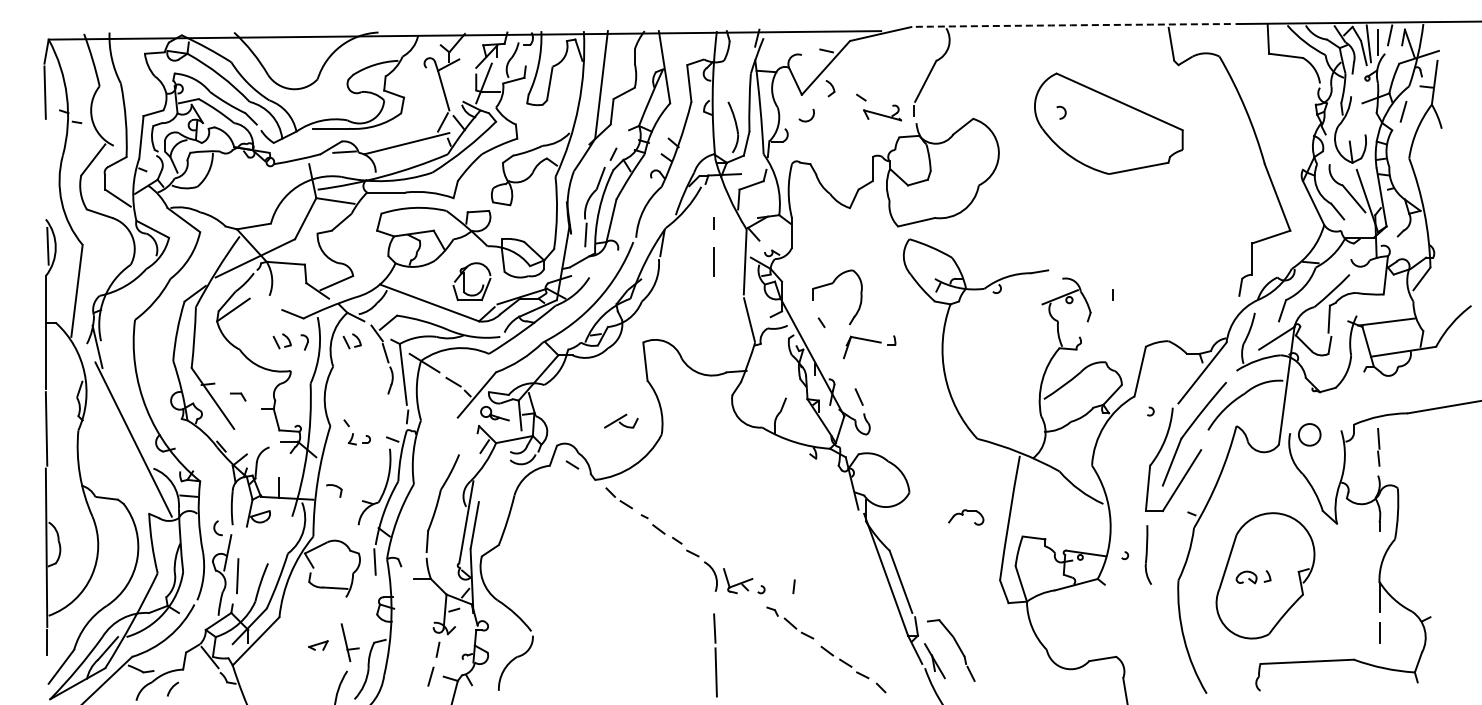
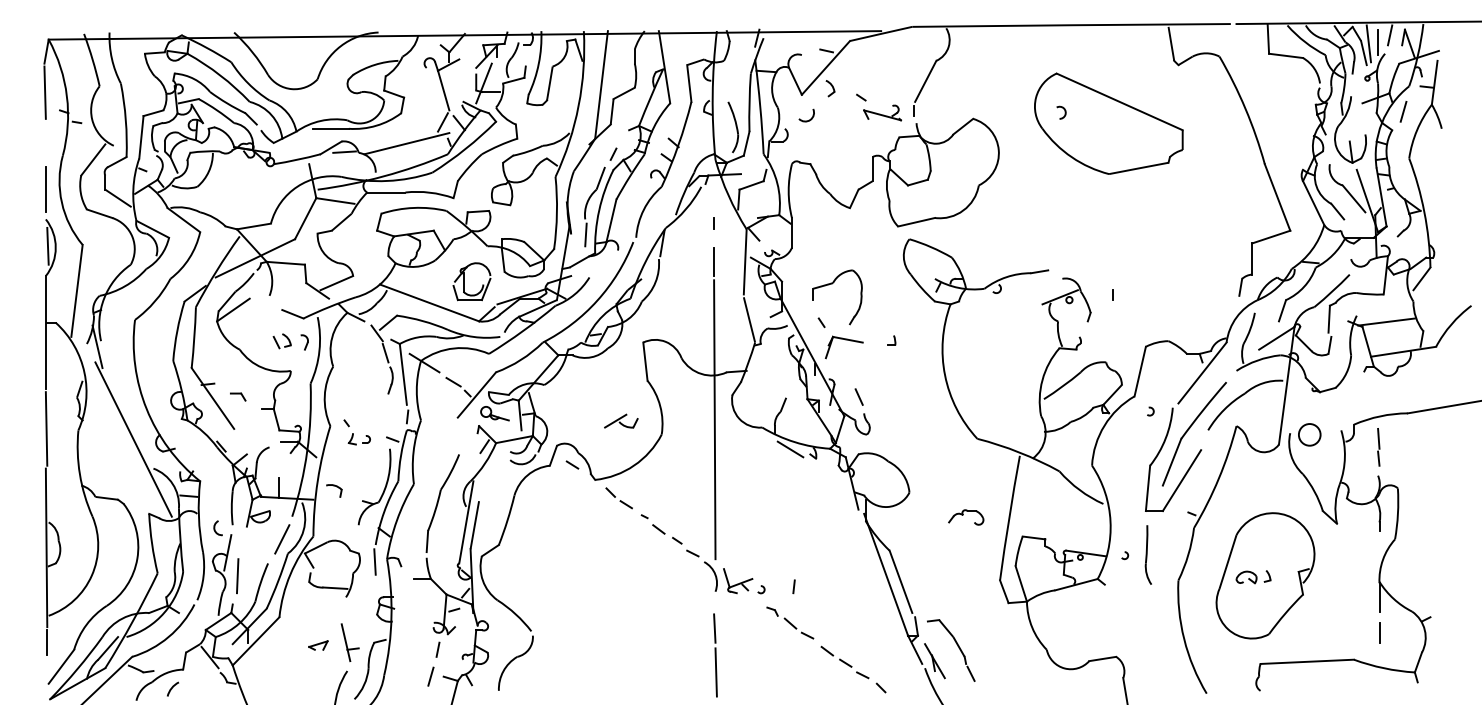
arc: dashed -> solid (1071, 25)
line: none -> present (45, 189)
part position: (863, 340) -> (845, 340) (845, 340)
part: present -> none (351, 341)
line: none -> present (714, 419)
line: none -> present (790, 449)
line: none -> present (282, 539)
